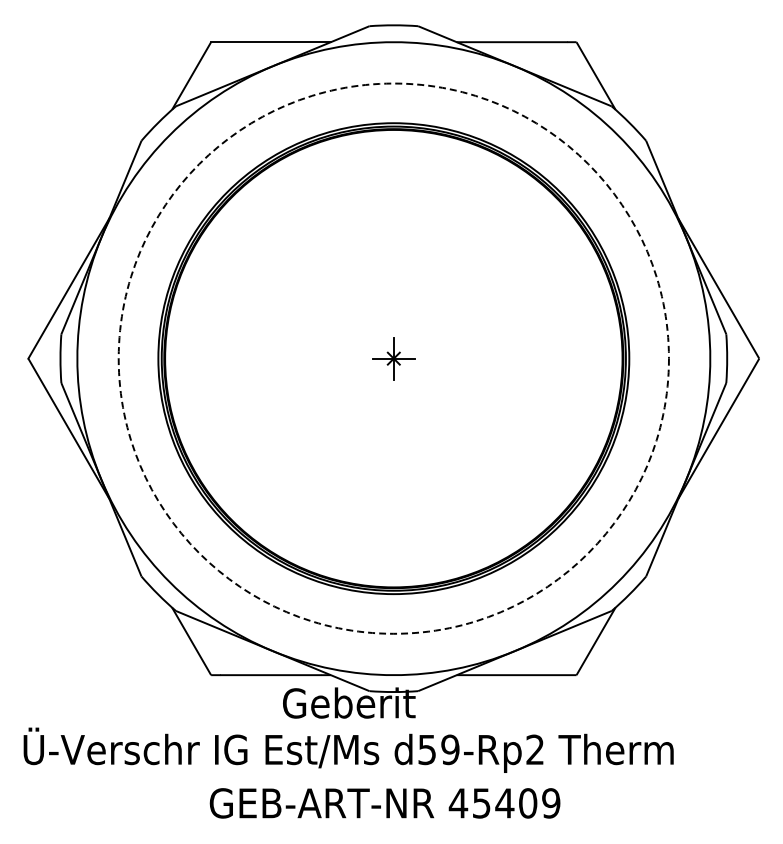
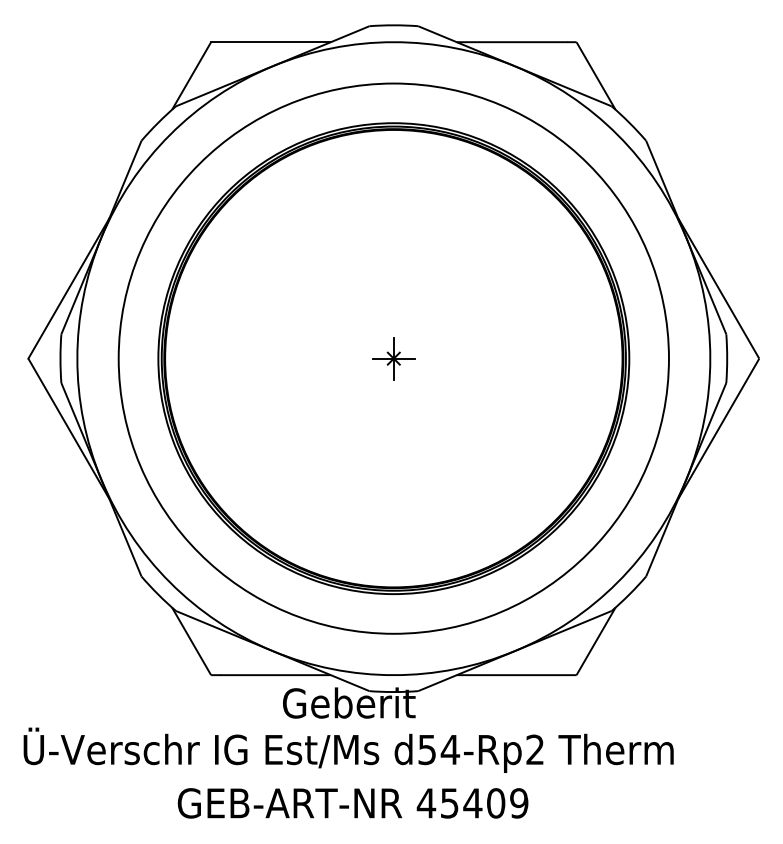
circle: dashed -> solid (393, 358)
text: d59-Rp2 -> d54-Rp2 (450, 749)
text position: (384, 803) -> (352, 803) (352, 803)
